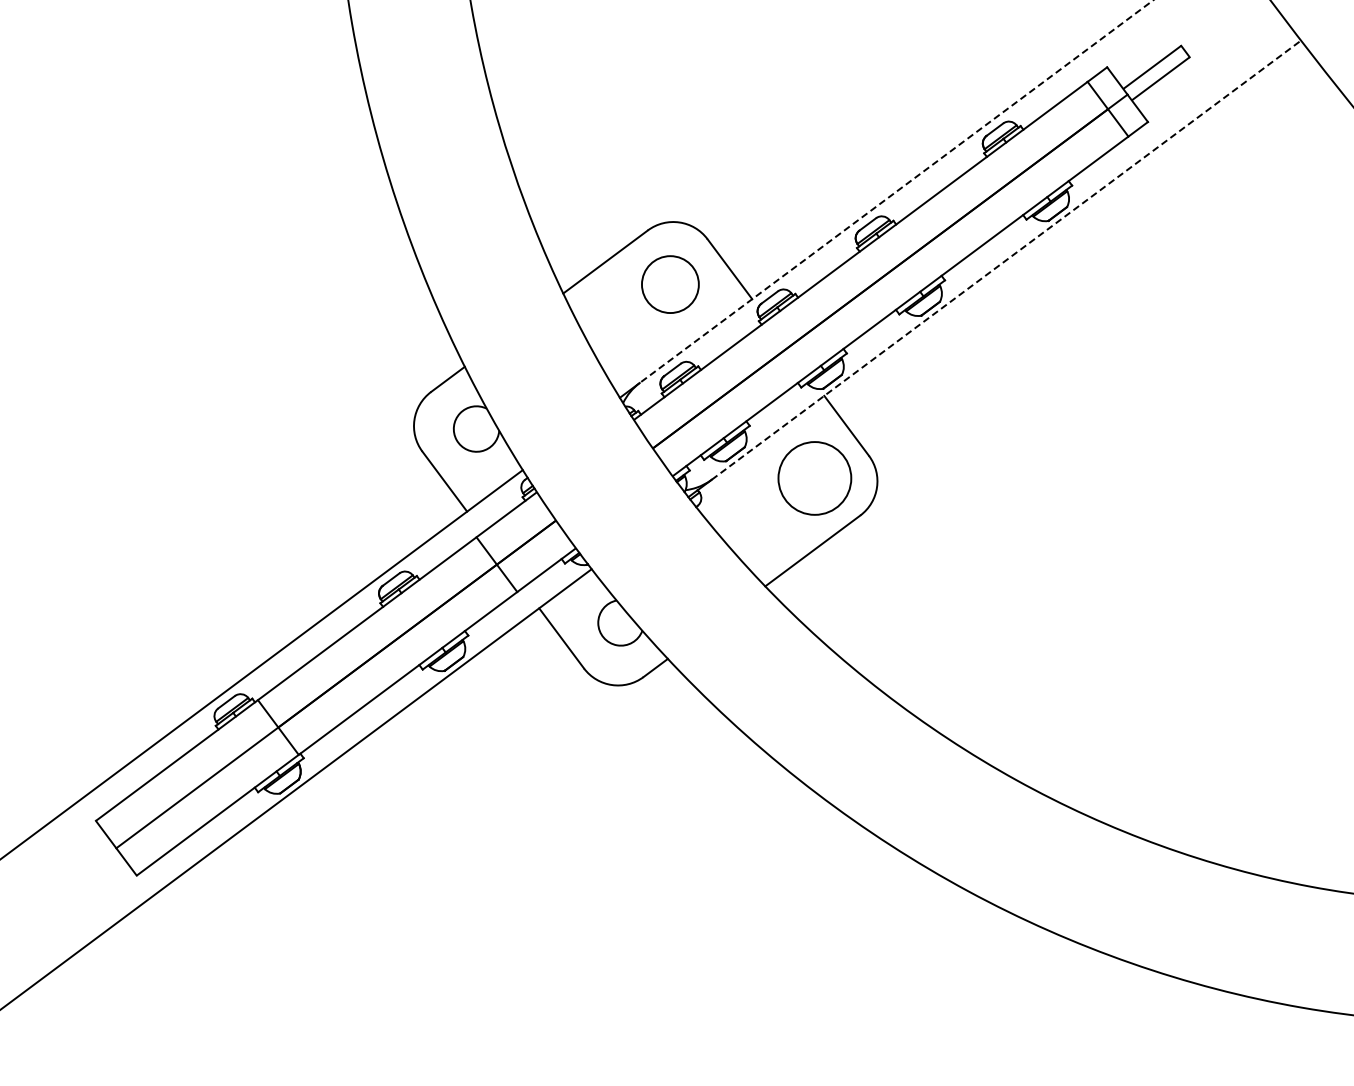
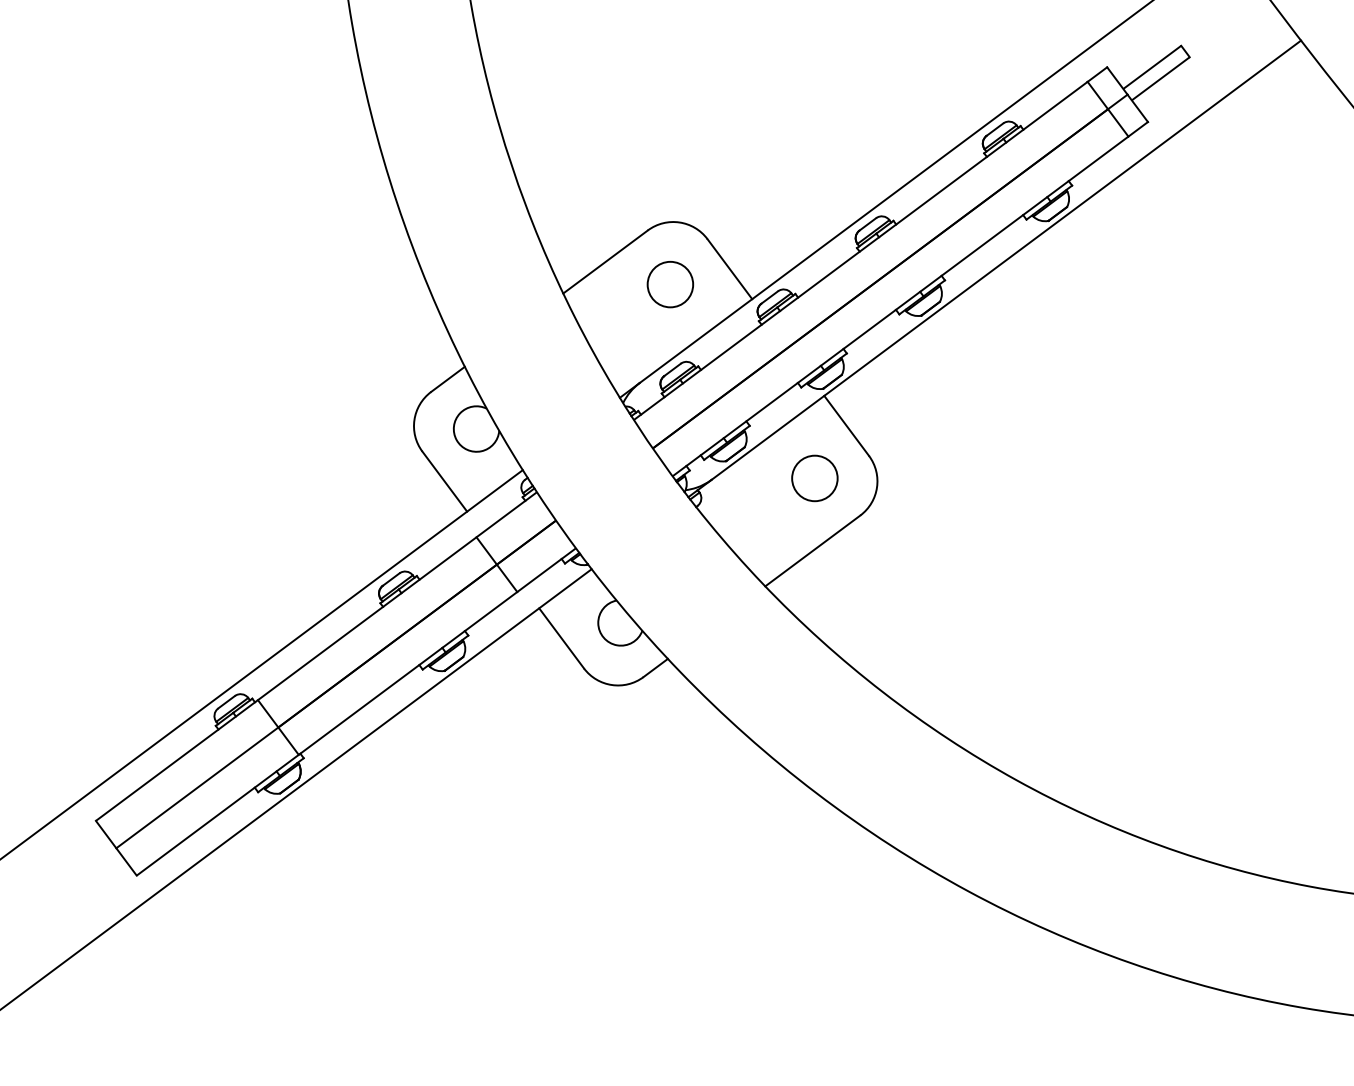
line: dashed -> solid (896, 191)
line: dashed -> solid (1006, 259)
circle diameter: 57 px -> 46 px (670, 284)
circle diameter: 73 px -> 46 px (814, 478)
